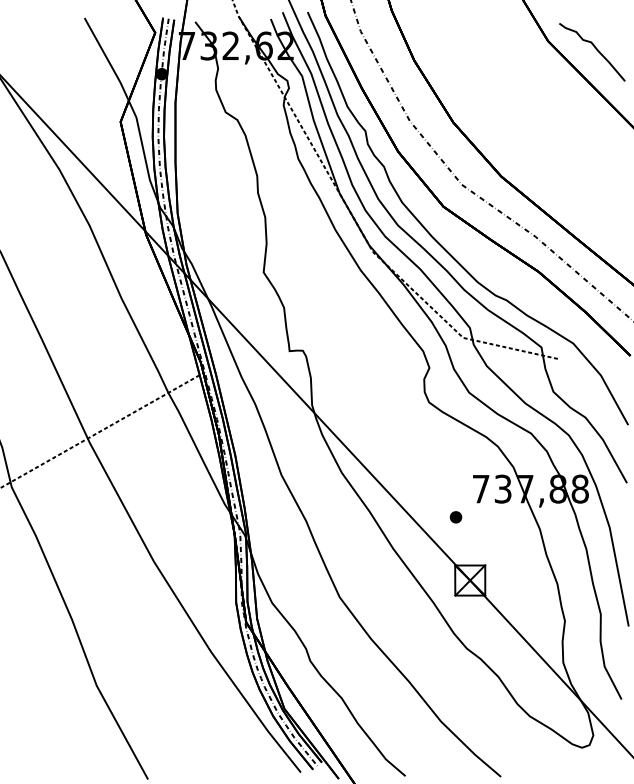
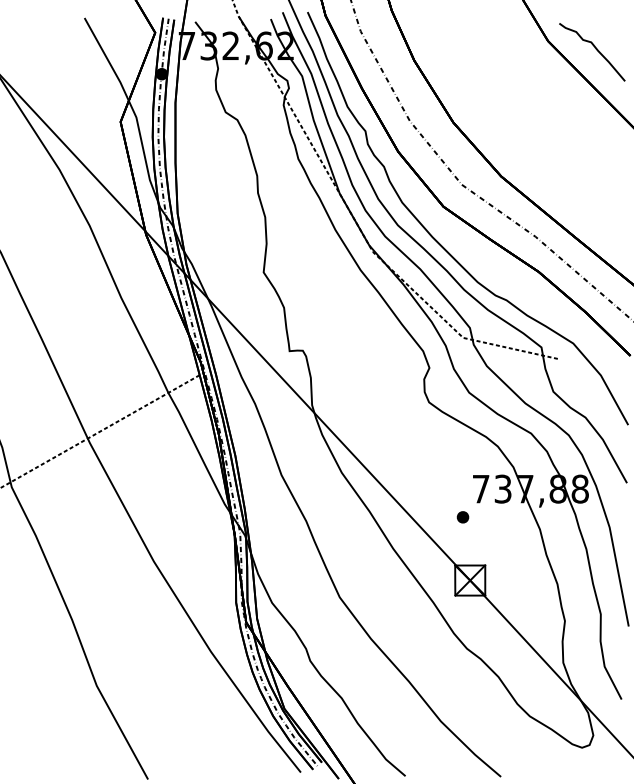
part position: (455, 517) -> (462, 517) (462, 517)
